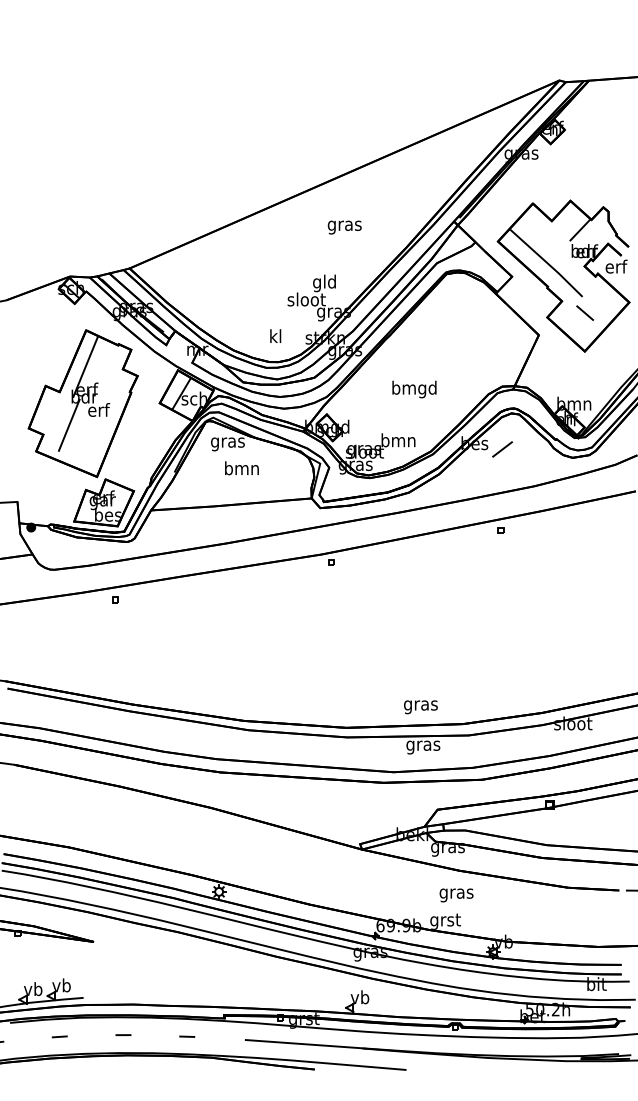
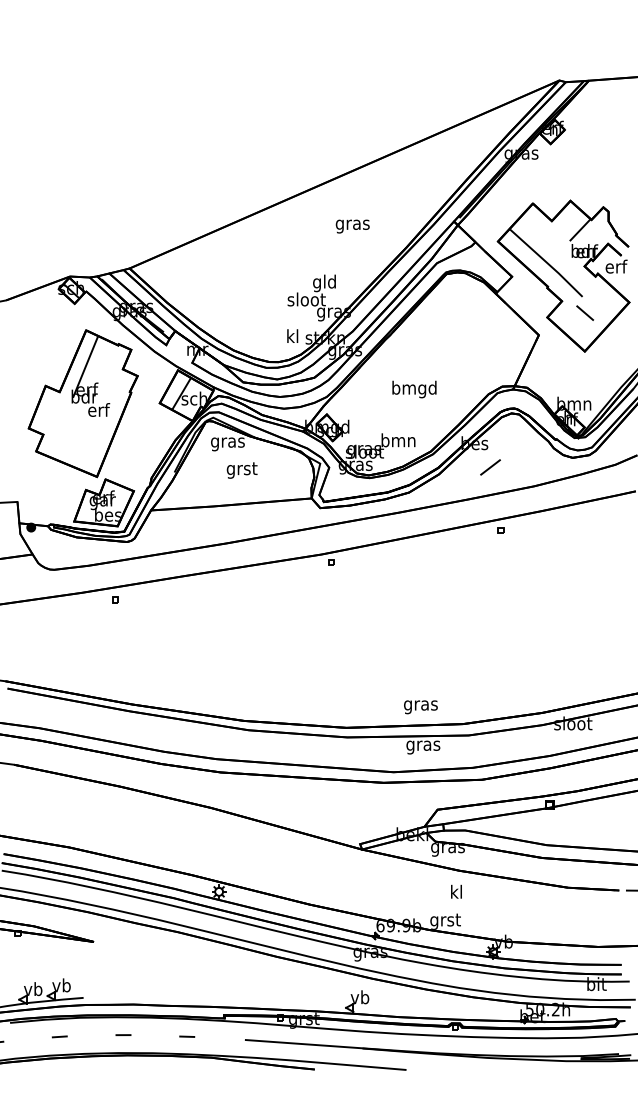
text position: (344, 227) -> (352, 226) (352, 226)
text position: (275, 335) -> (292, 335) (292, 335)
line: present -> none (68, 424)
line position: (502, 449) -> (490, 467) (490, 467)
text: bmn -> grst (241, 469)
text: gras -> kl (456, 893)
